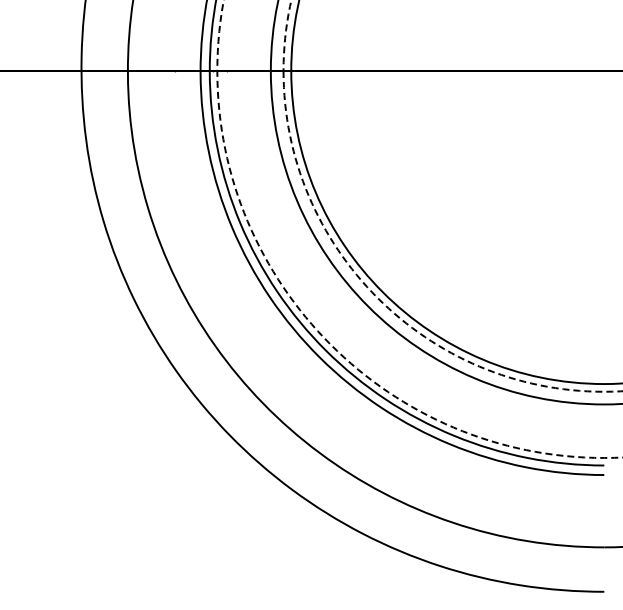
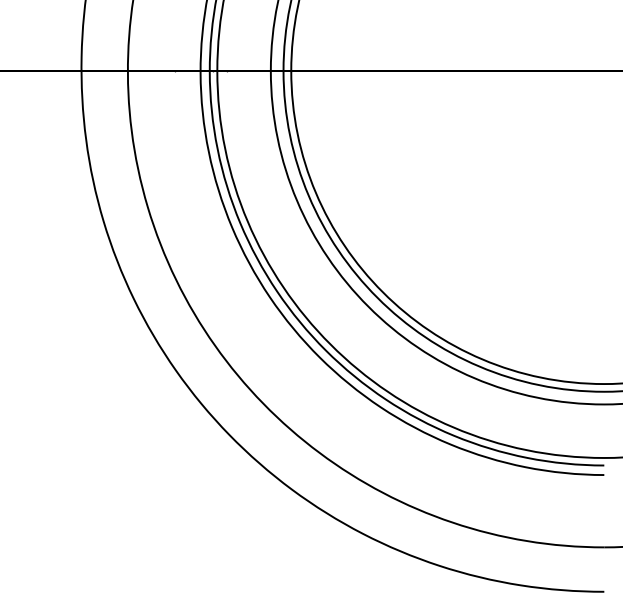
circle: dashed -> solid (452, 195)
circle: dashed -> solid (419, 228)
